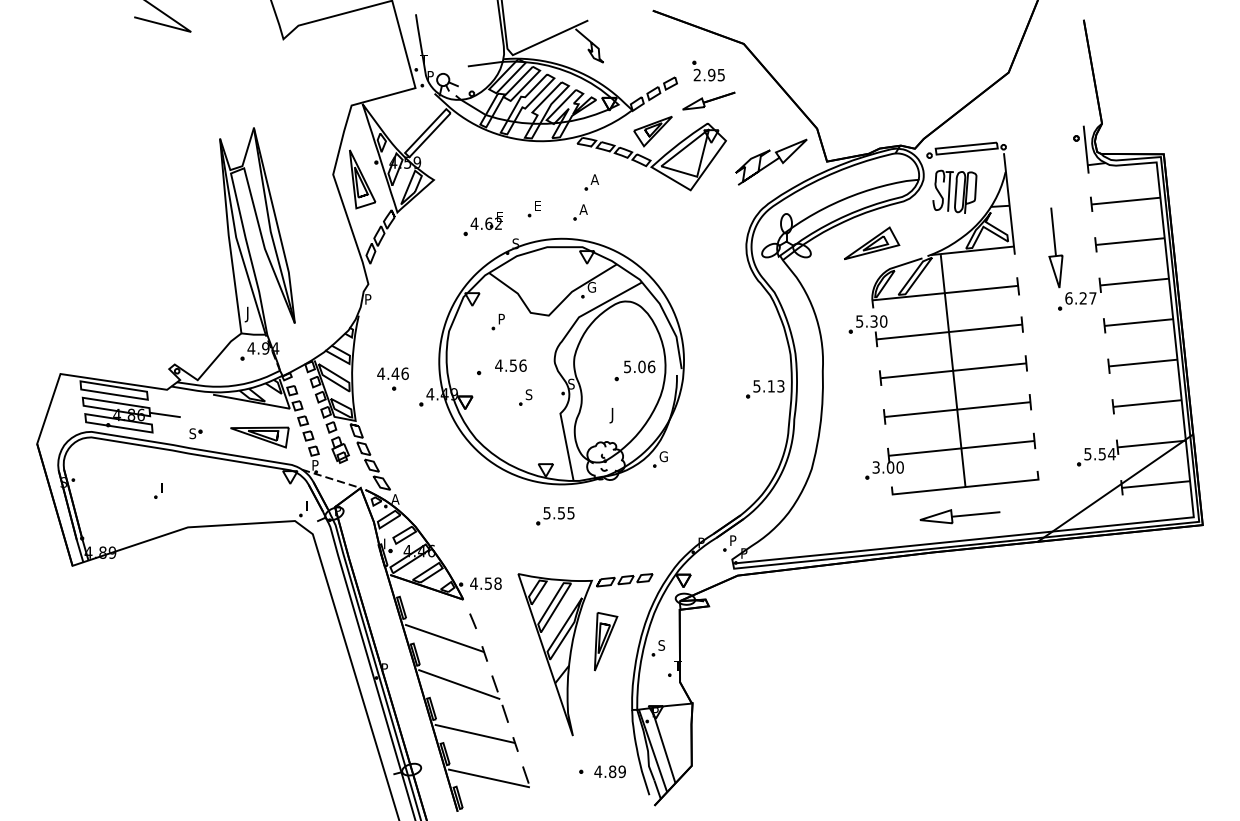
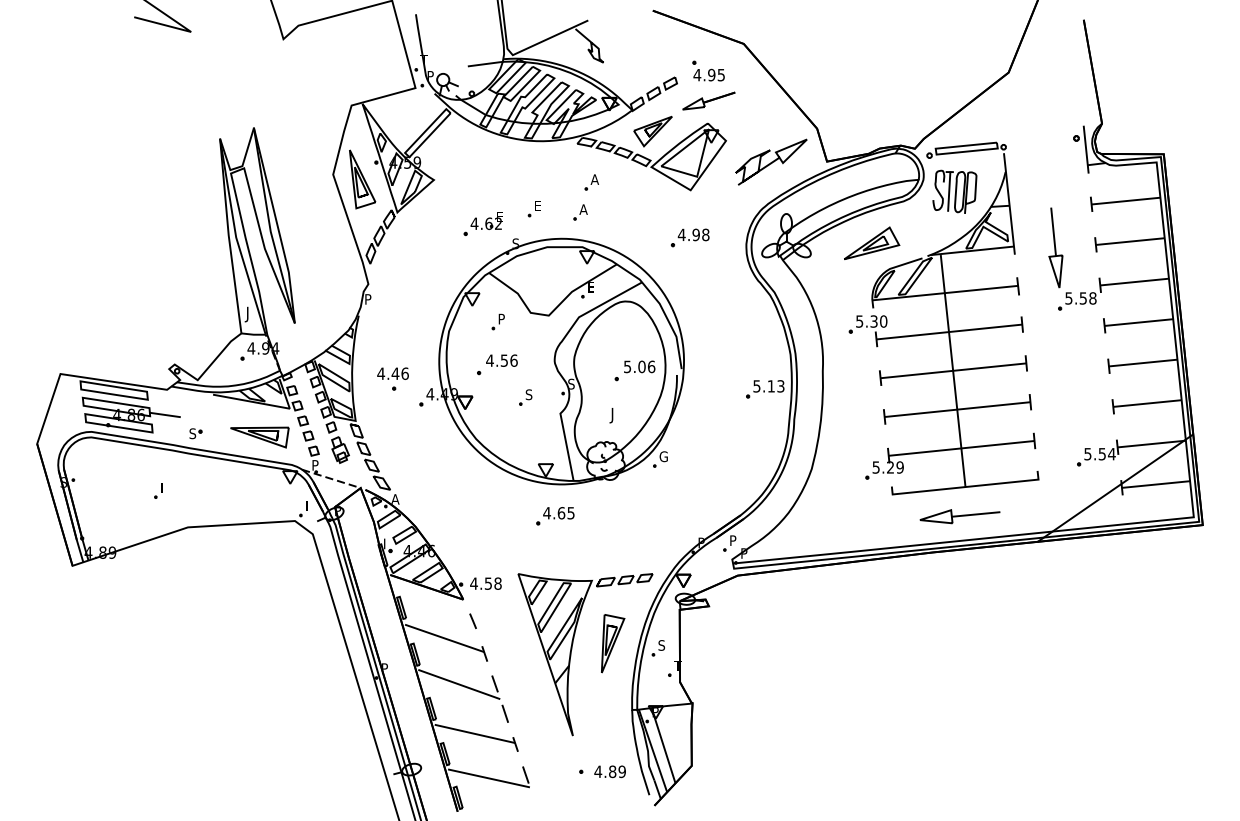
text: 2.95 -> 4.95 (697, 74)
part: none -> present (689, 237)
text: G -> E (591, 286)
text: 6.27 -> 5.58 (1080, 298)
text position: (510, 365) -> (501, 360) (501, 360)
text: 3.00 -> 5.29 (888, 467)
text: 5.55 -> 4.65 (554, 513)
part position: (606, 641) -> (613, 643) (613, 643)
